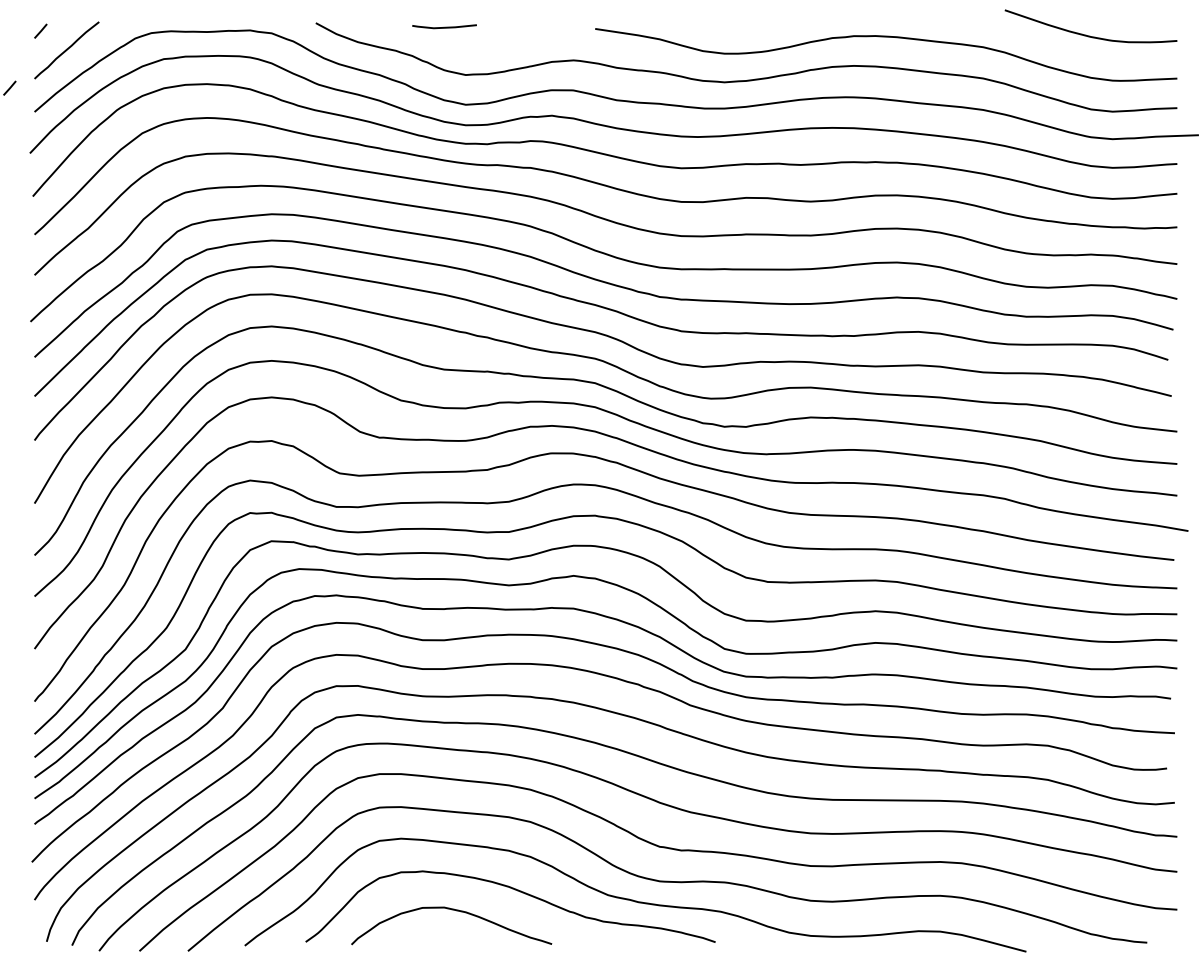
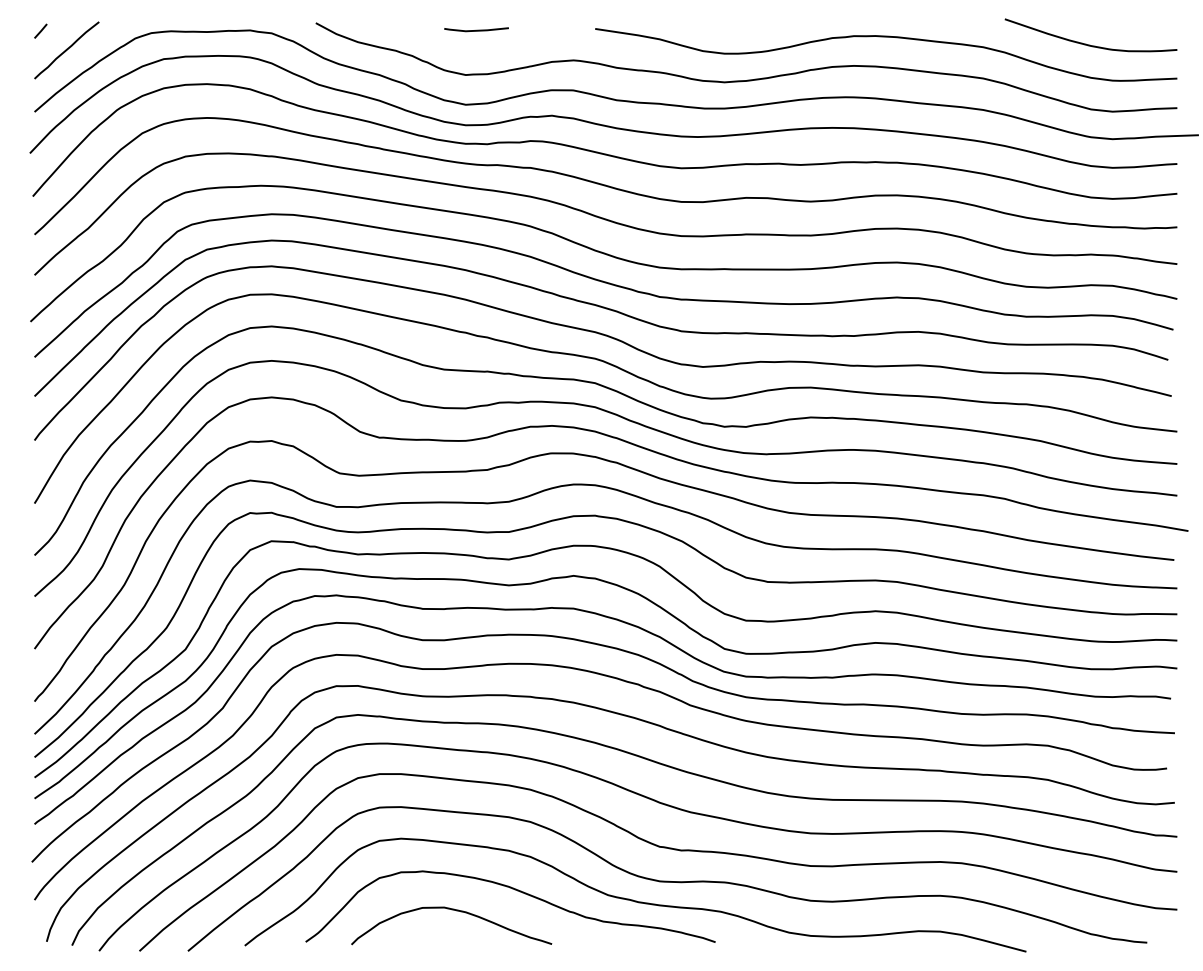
line position: (444, 26) -> (476, 29) (476, 29)
curve position: (1086, 34) -> (1086, 43) (1086, 43)
line: present -> none (9, 87)
